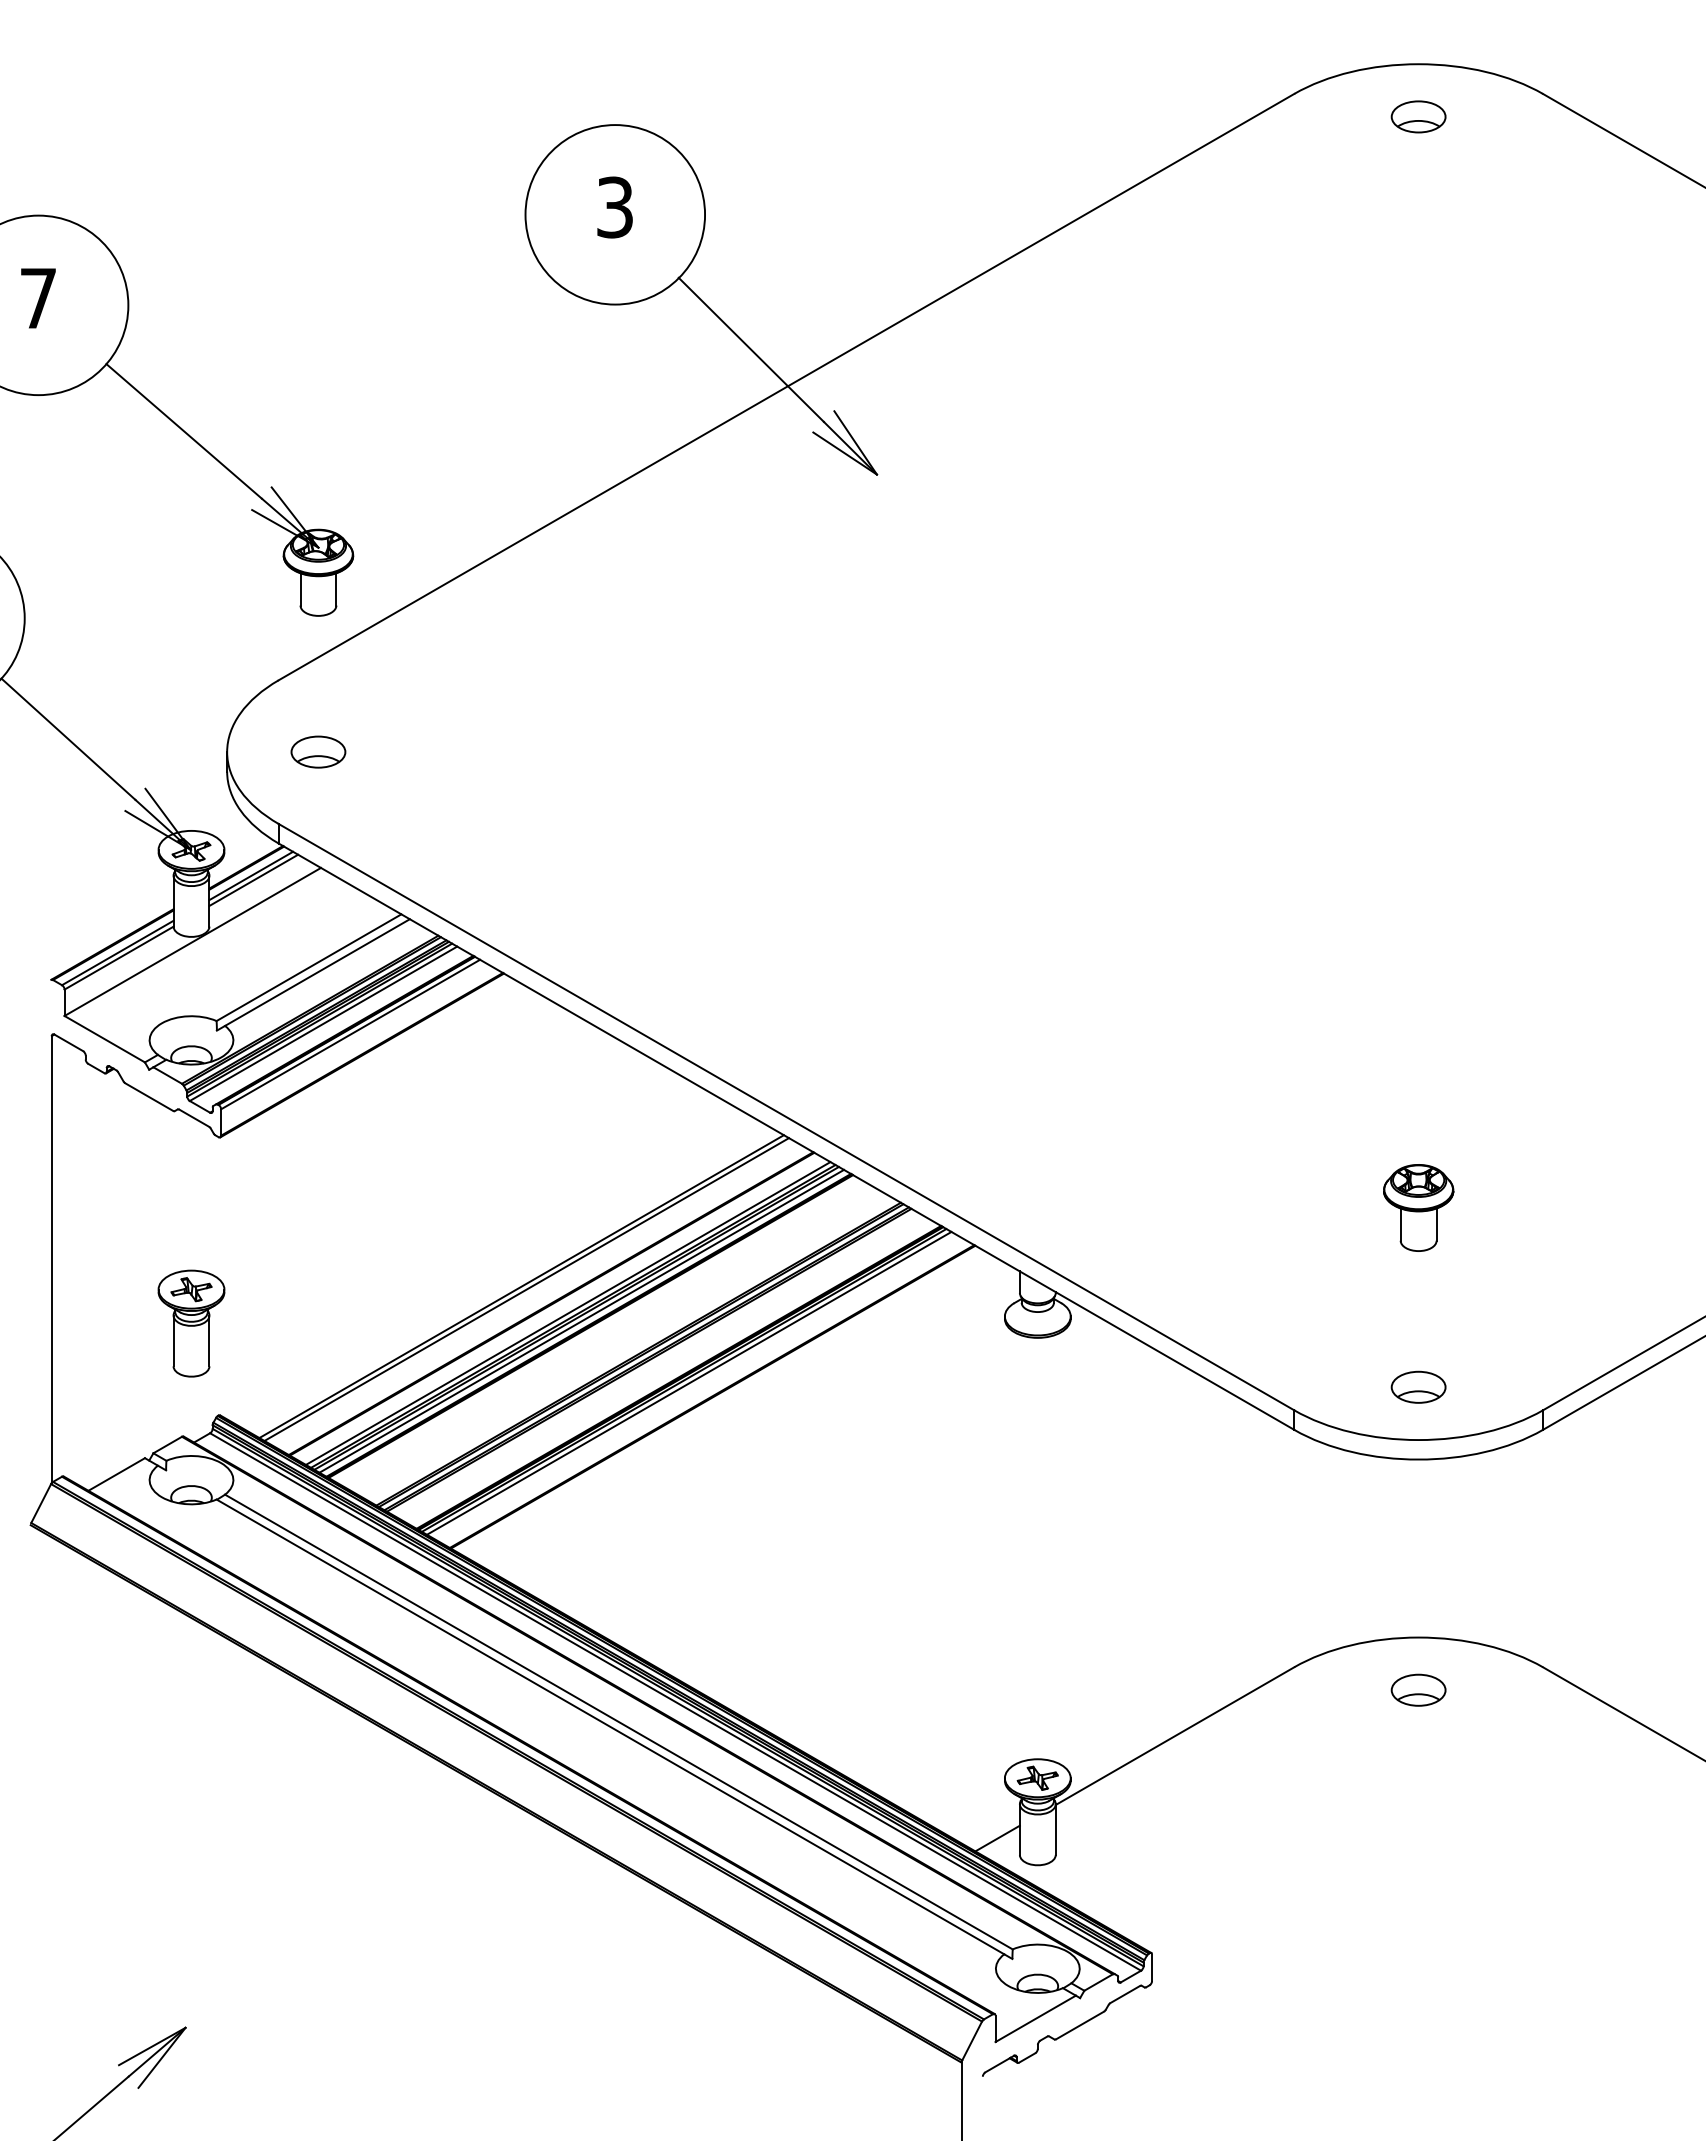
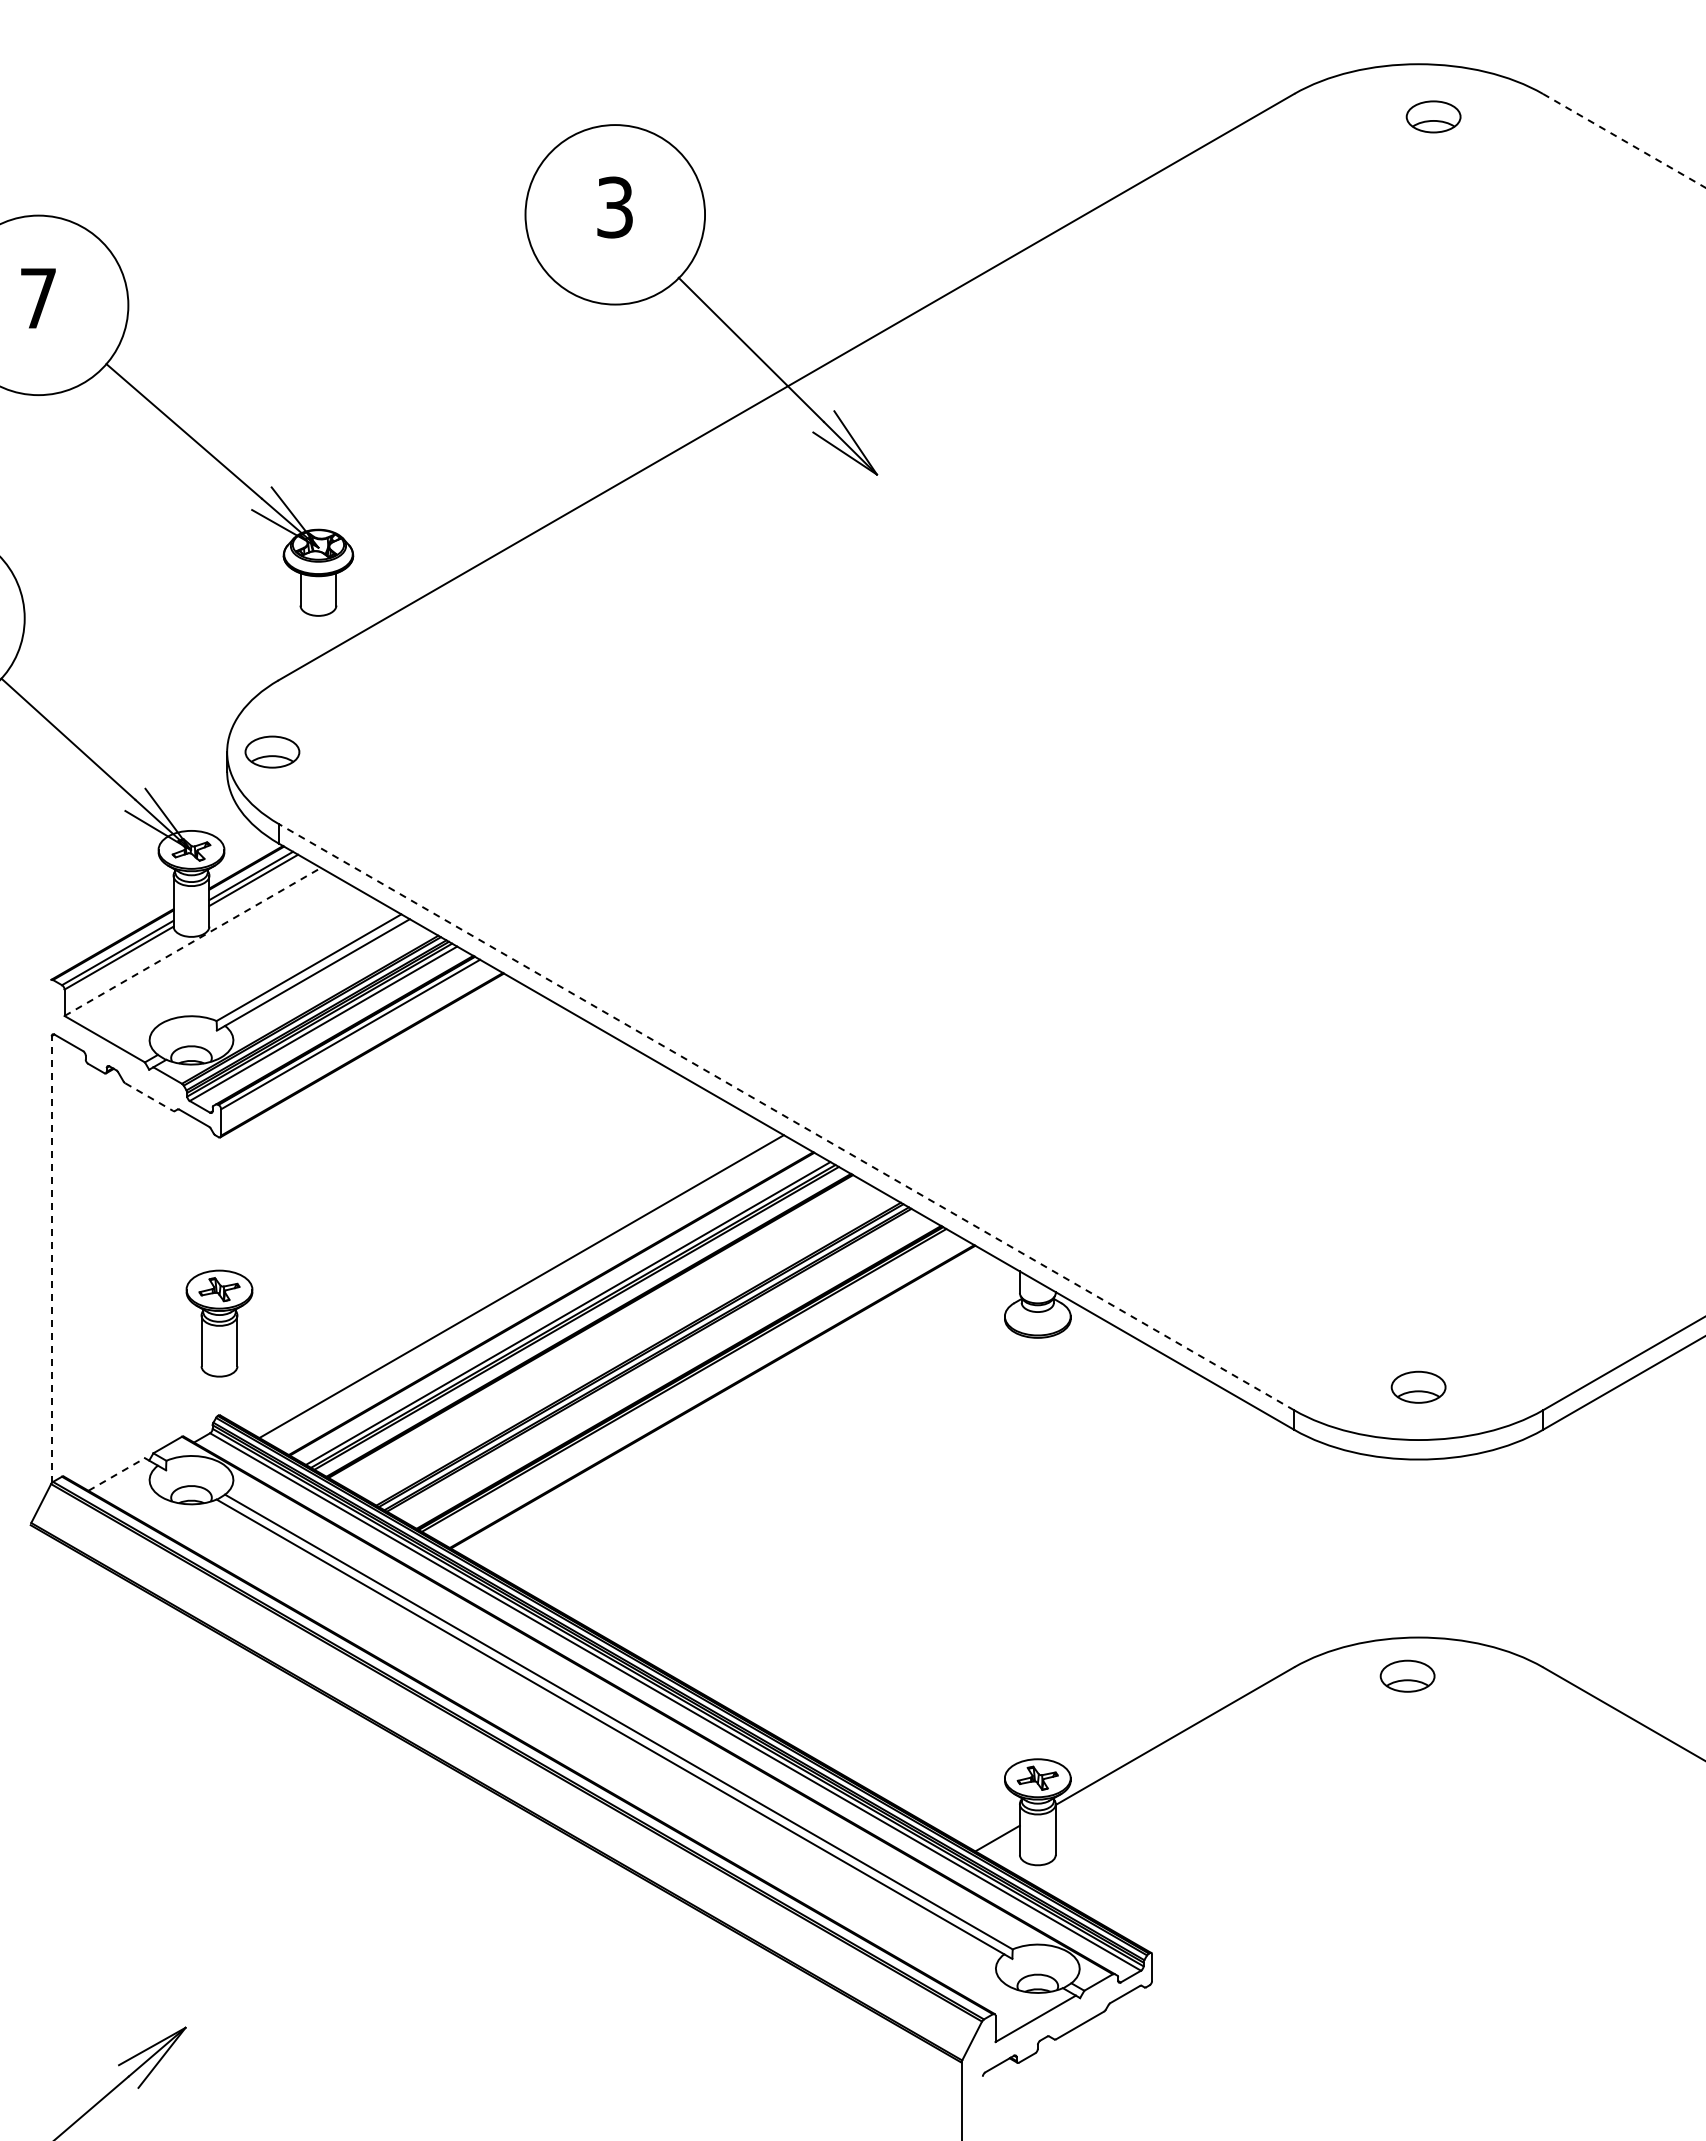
part position: (1418, 116) -> (1433, 116) (1433, 116)
line: solid -> dashed (1624, 140)
part position: (318, 751) -> (272, 751) (272, 751)
line: solid -> dashed (193, 941)
line: solid -> dashed (149, 1097)
line: solid -> dashed (786, 1116)
part: present -> none (1418, 1207)
line: solid -> dashed (51, 1258)
line: present -> none (526, 1289)
line: present -> none (581, 1320)
part position: (191, 1323) -> (219, 1323) (219, 1323)
line: present -> none (688, 1382)
line: solid -> dashed (116, 1474)
part position: (1418, 1689) -> (1407, 1675) (1407, 1675)
